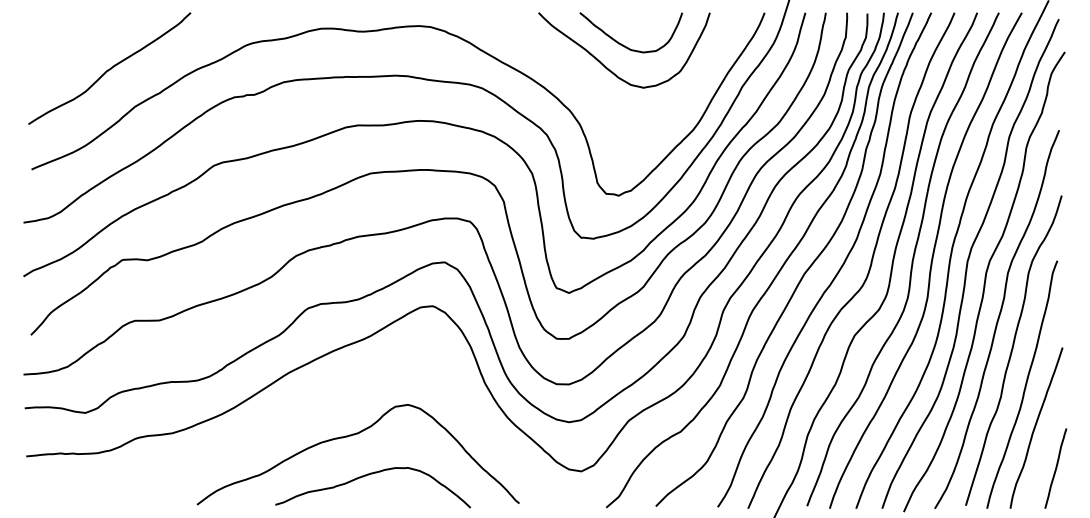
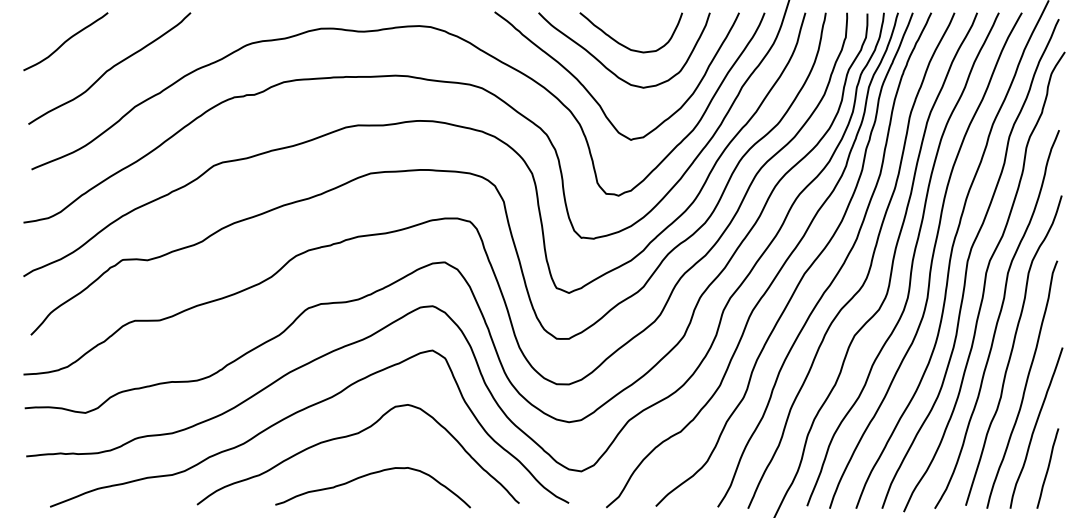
curve: none -> present (65, 41)
curve: none -> present (594, 97)
curve: none -> present (301, 411)
line position: (1055, 468) -> (1047, 468) (1047, 468)
